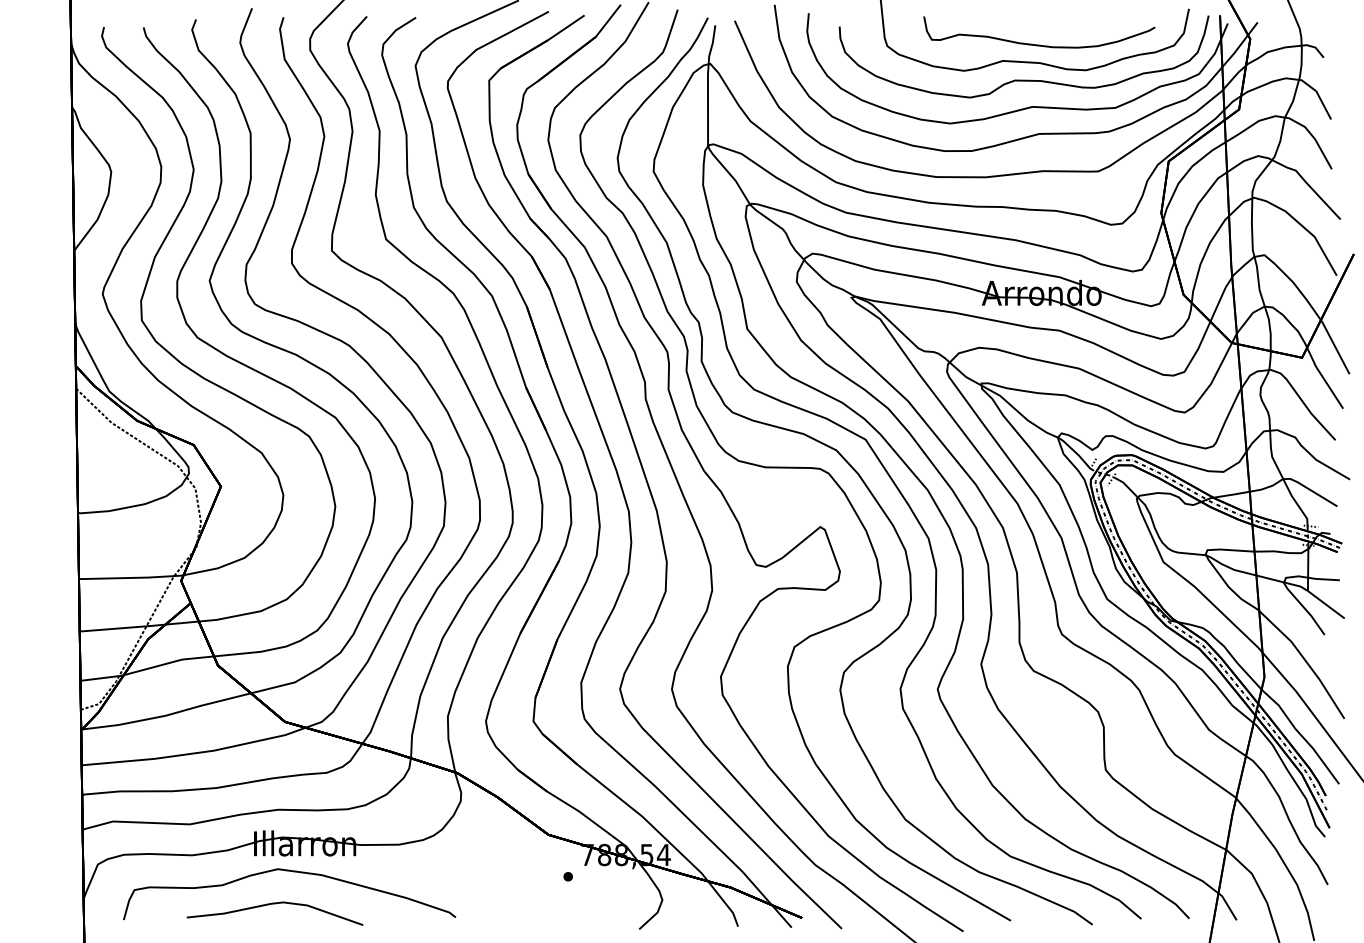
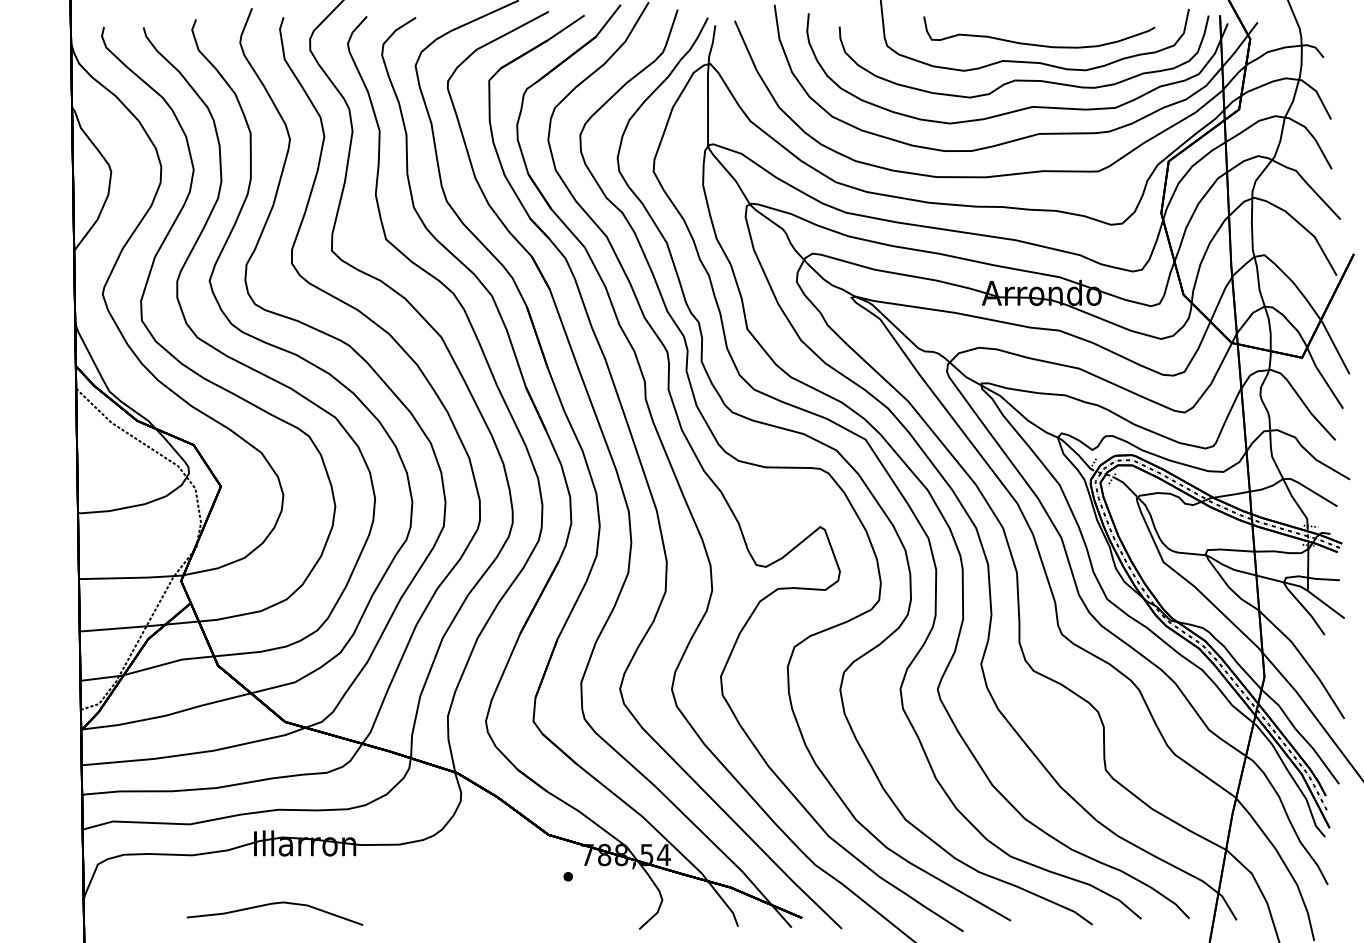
curve: present -> none (293, 872)
